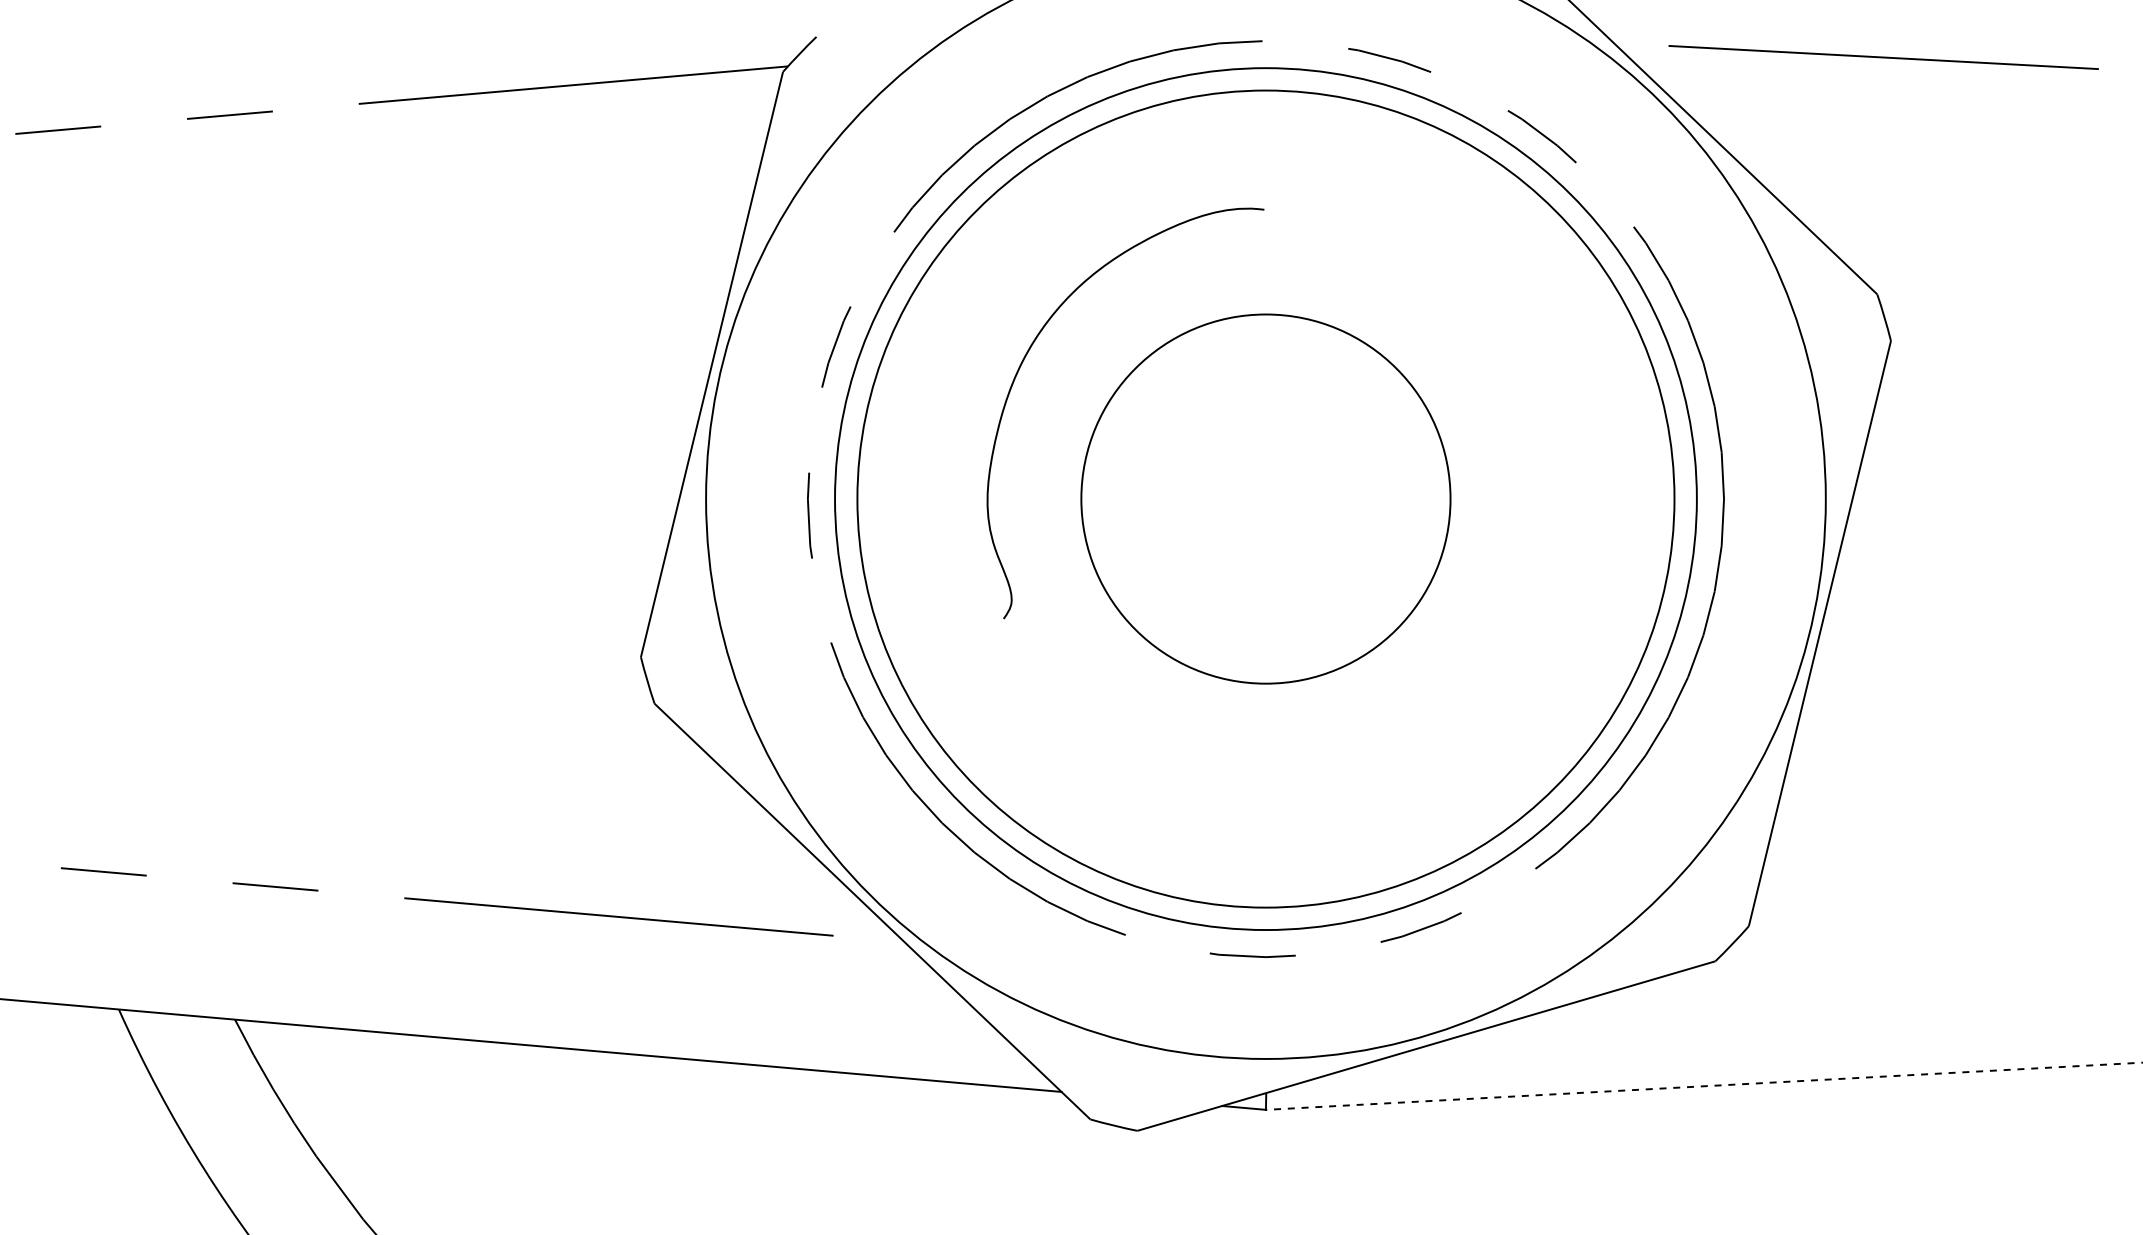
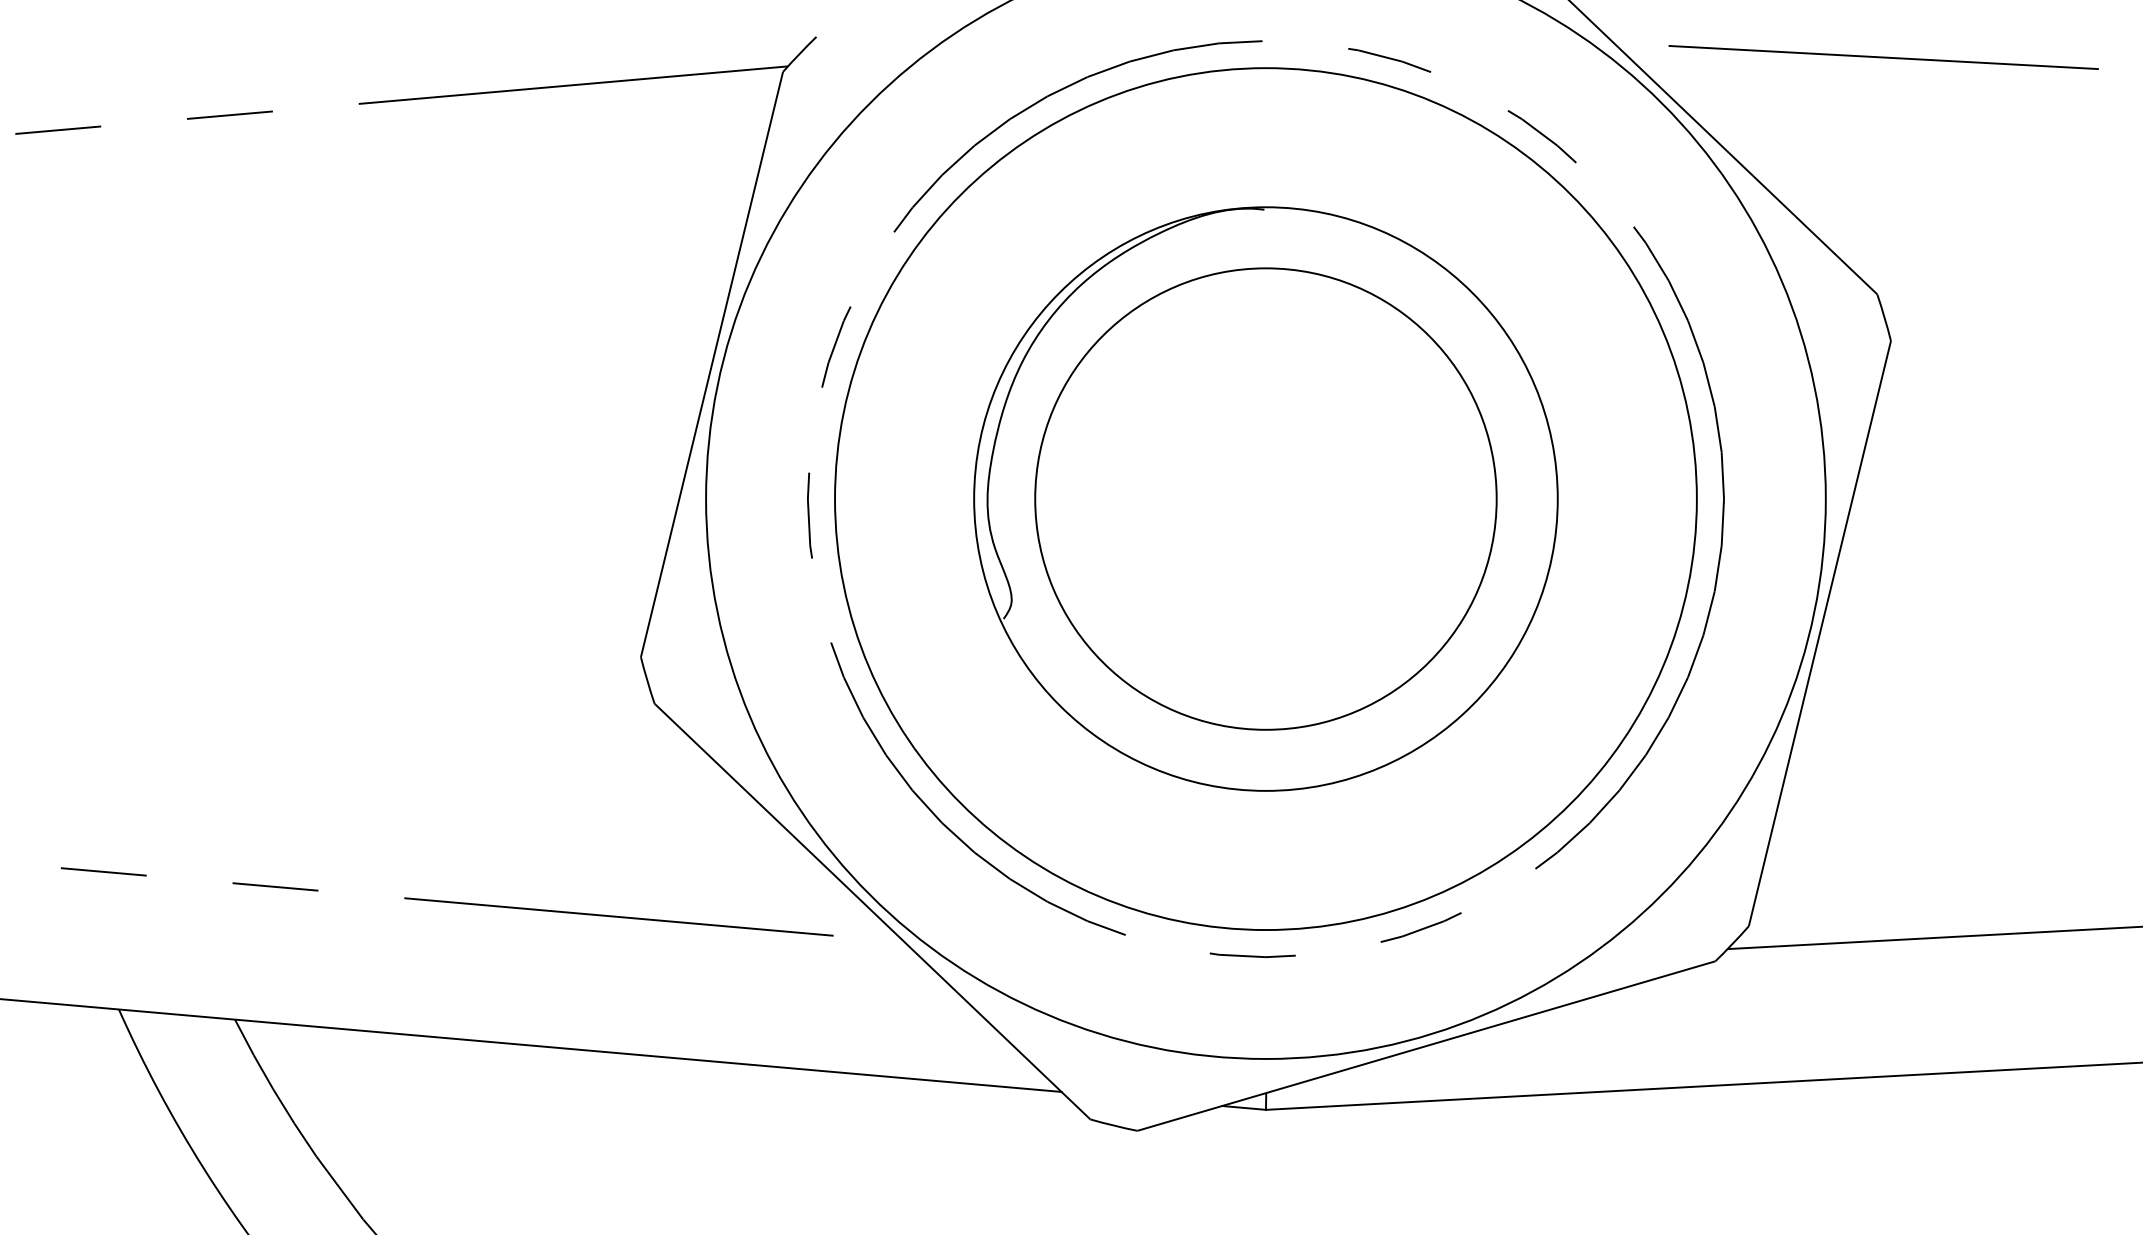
circle diameter: 369 px -> 461 px (1265, 498)
circle diameter: 817 px -> 584 px (1265, 498)
line: none -> present (1933, 937)
line: dashed -> solid (1704, 1086)
